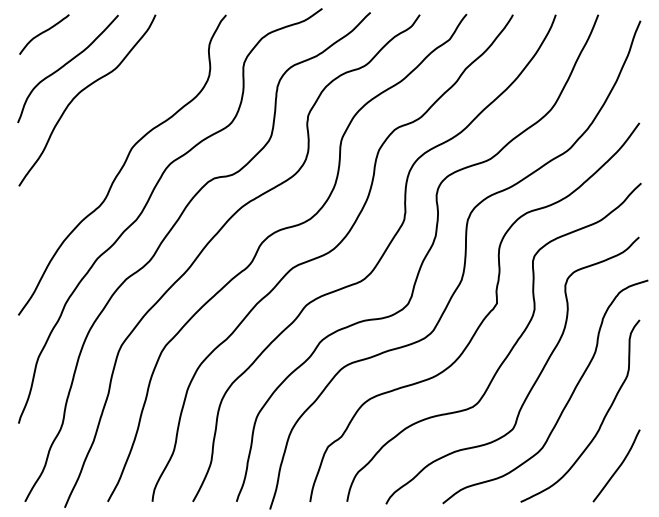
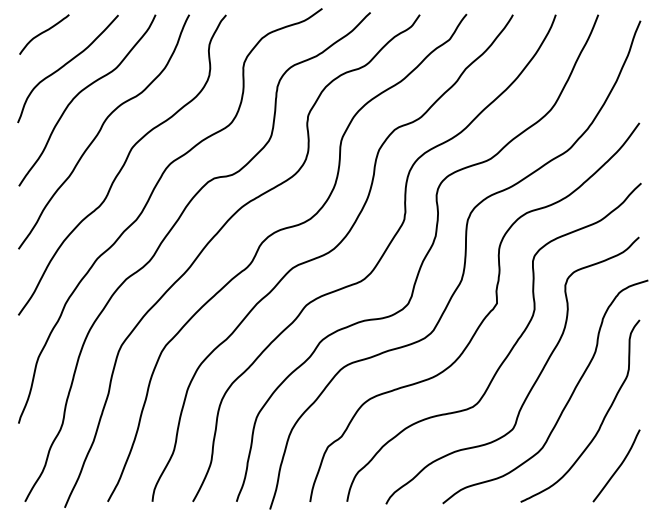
curve: none -> present (101, 130)
